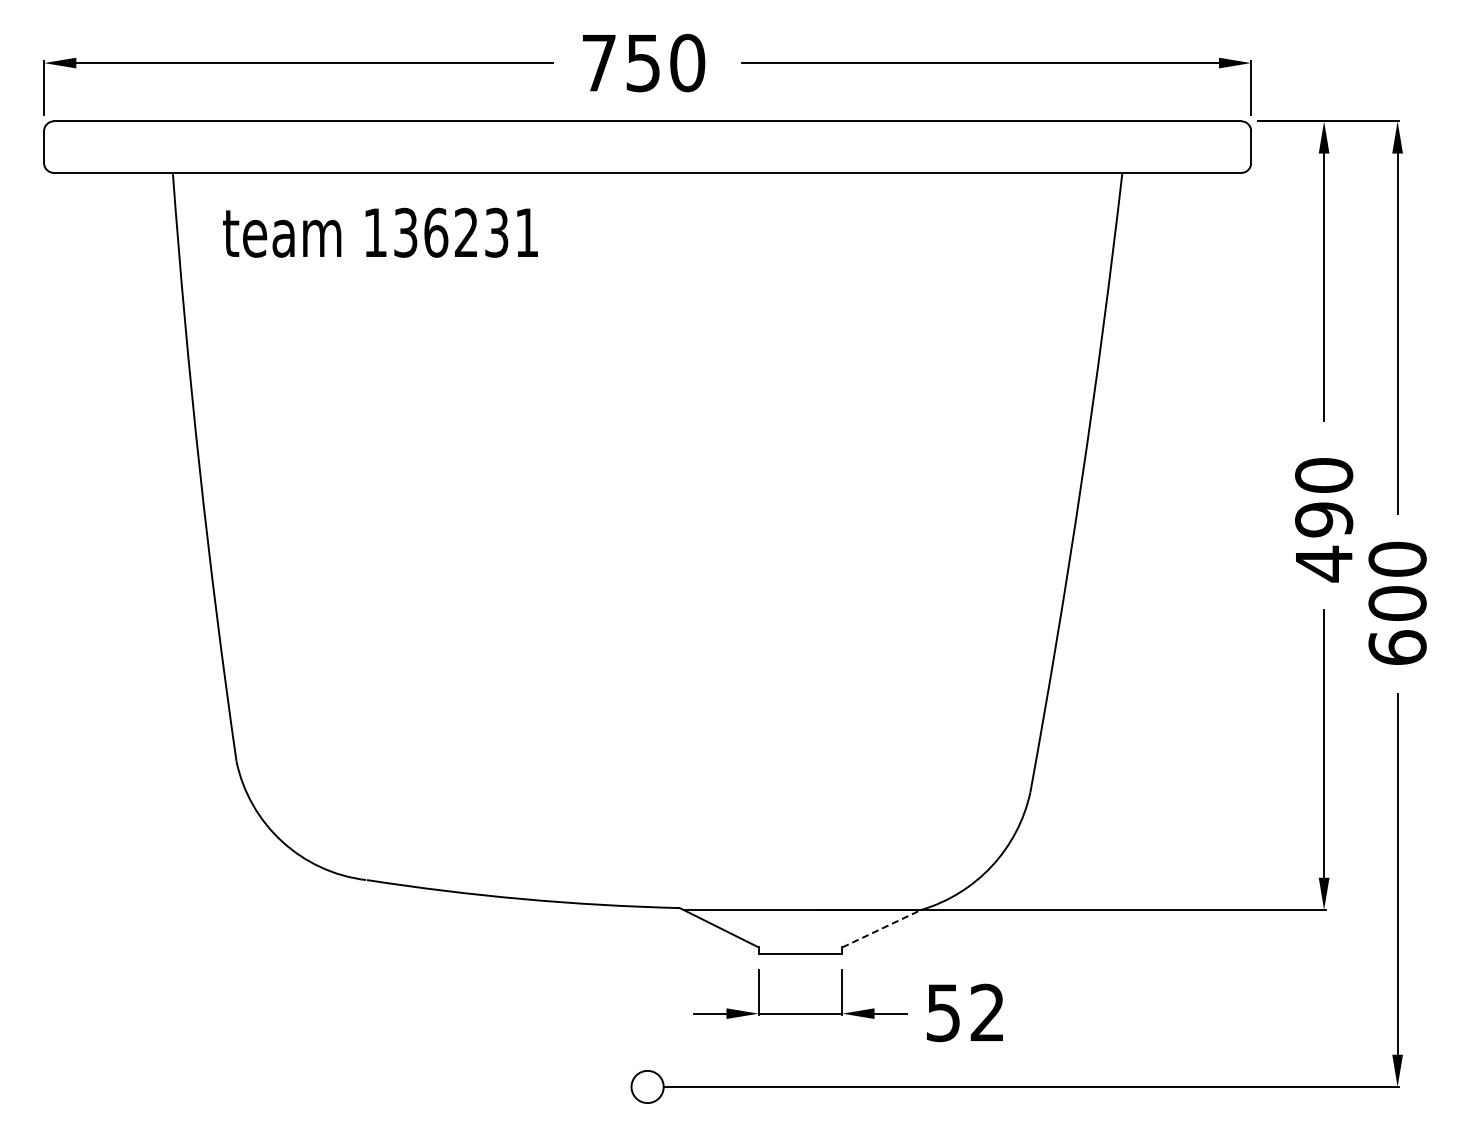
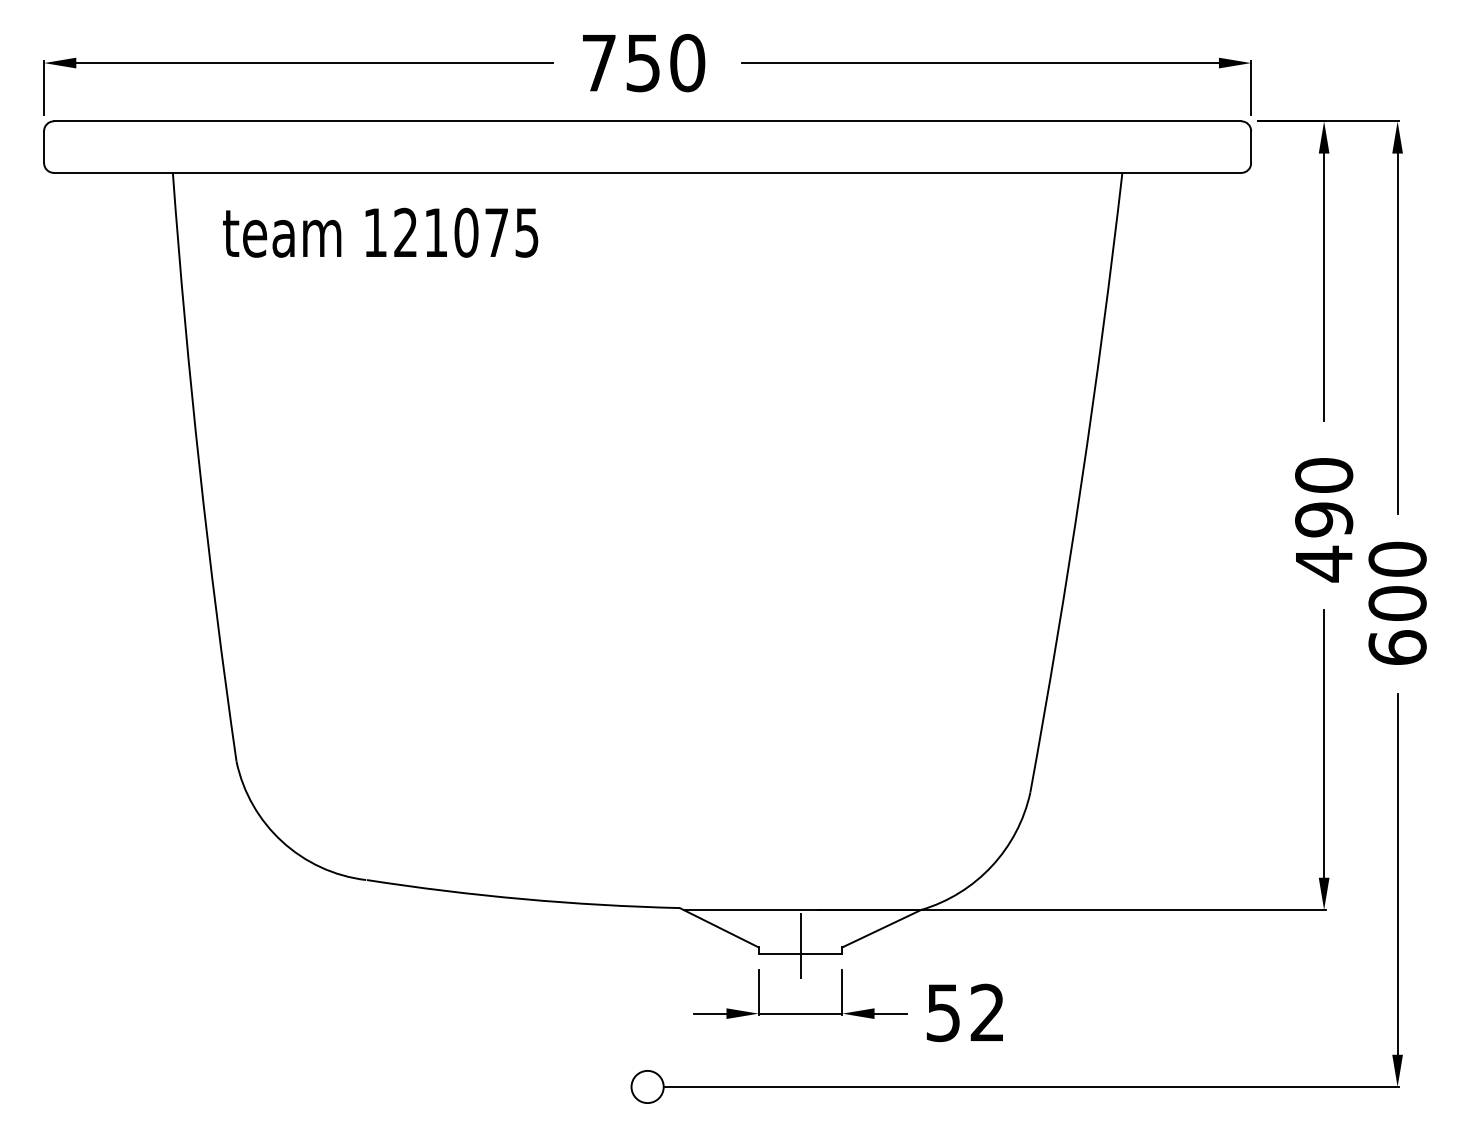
text: 136231 -> 121075 (466, 232)
line: dashed -> solid (881, 928)
line: none -> present (800, 945)
